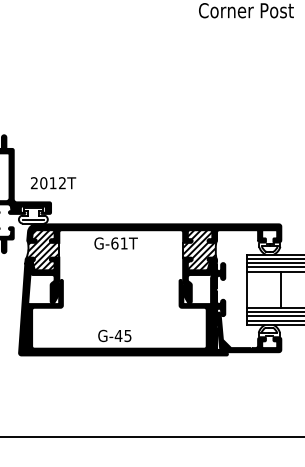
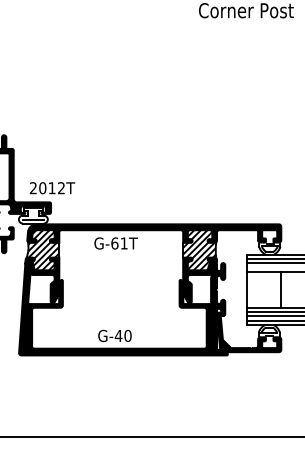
text position: (53, 183) -> (52, 188) (52, 188)
line: present -> none (274, 267)
text: G-45 -> G-40 (127, 335)
